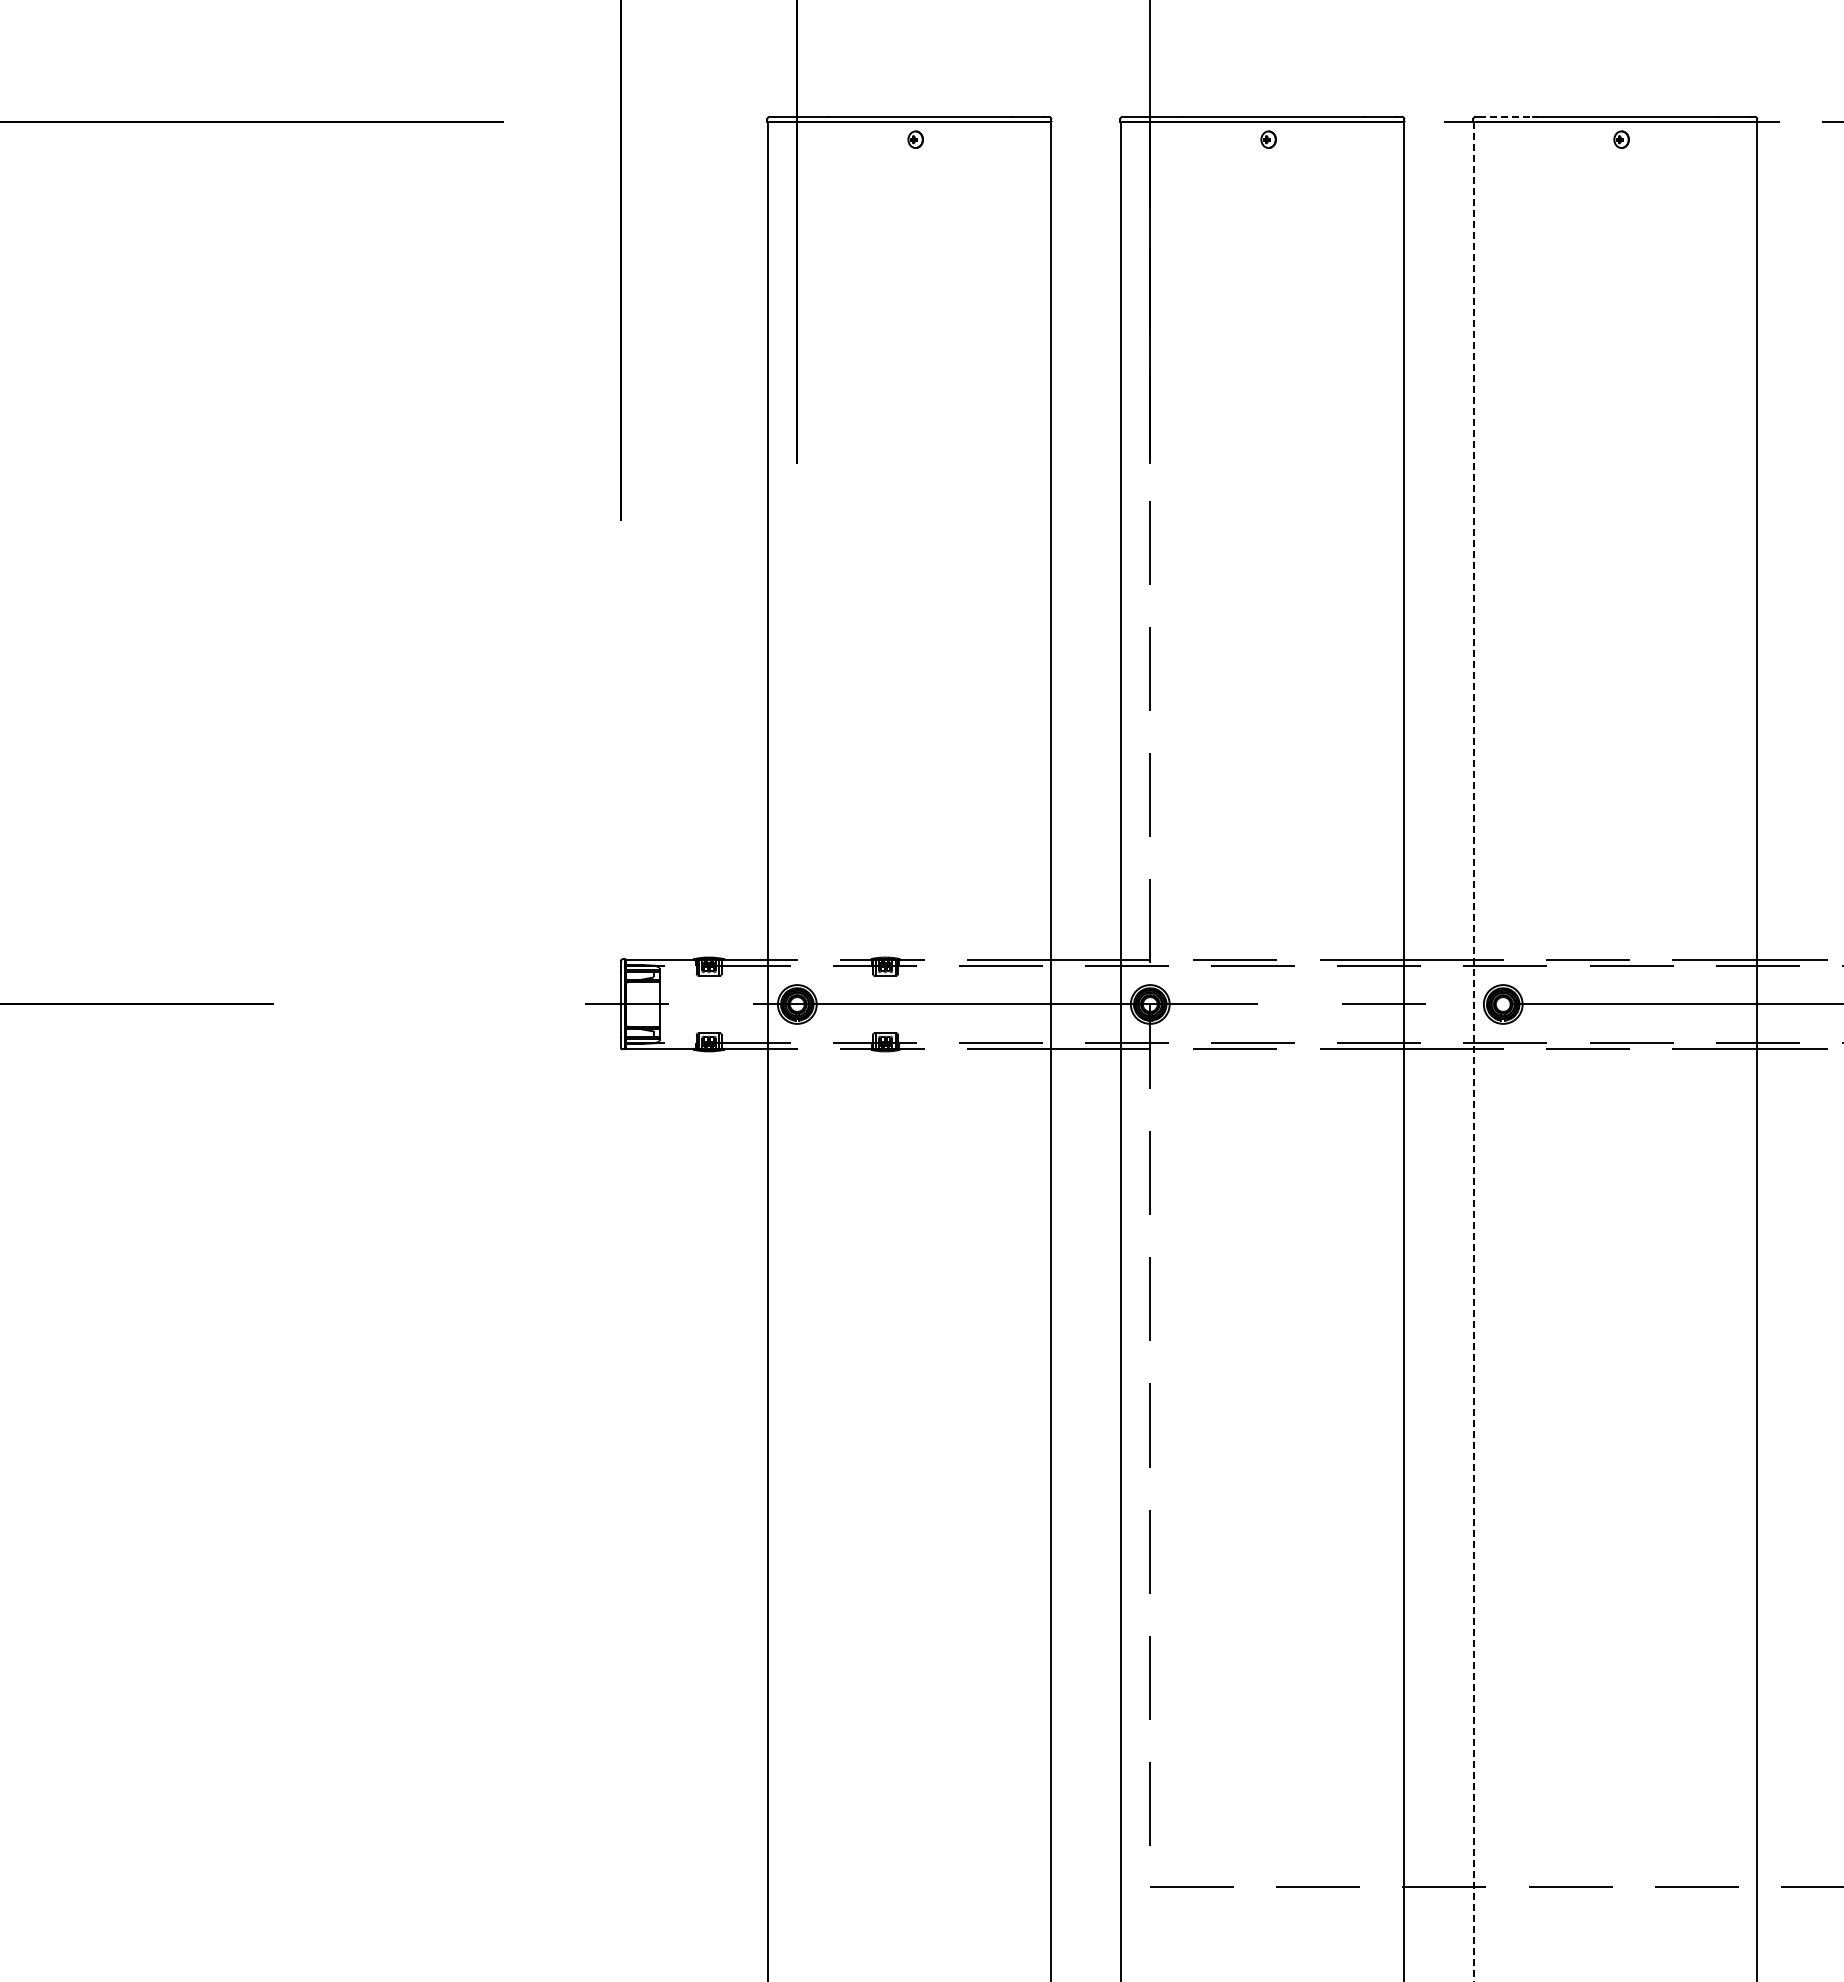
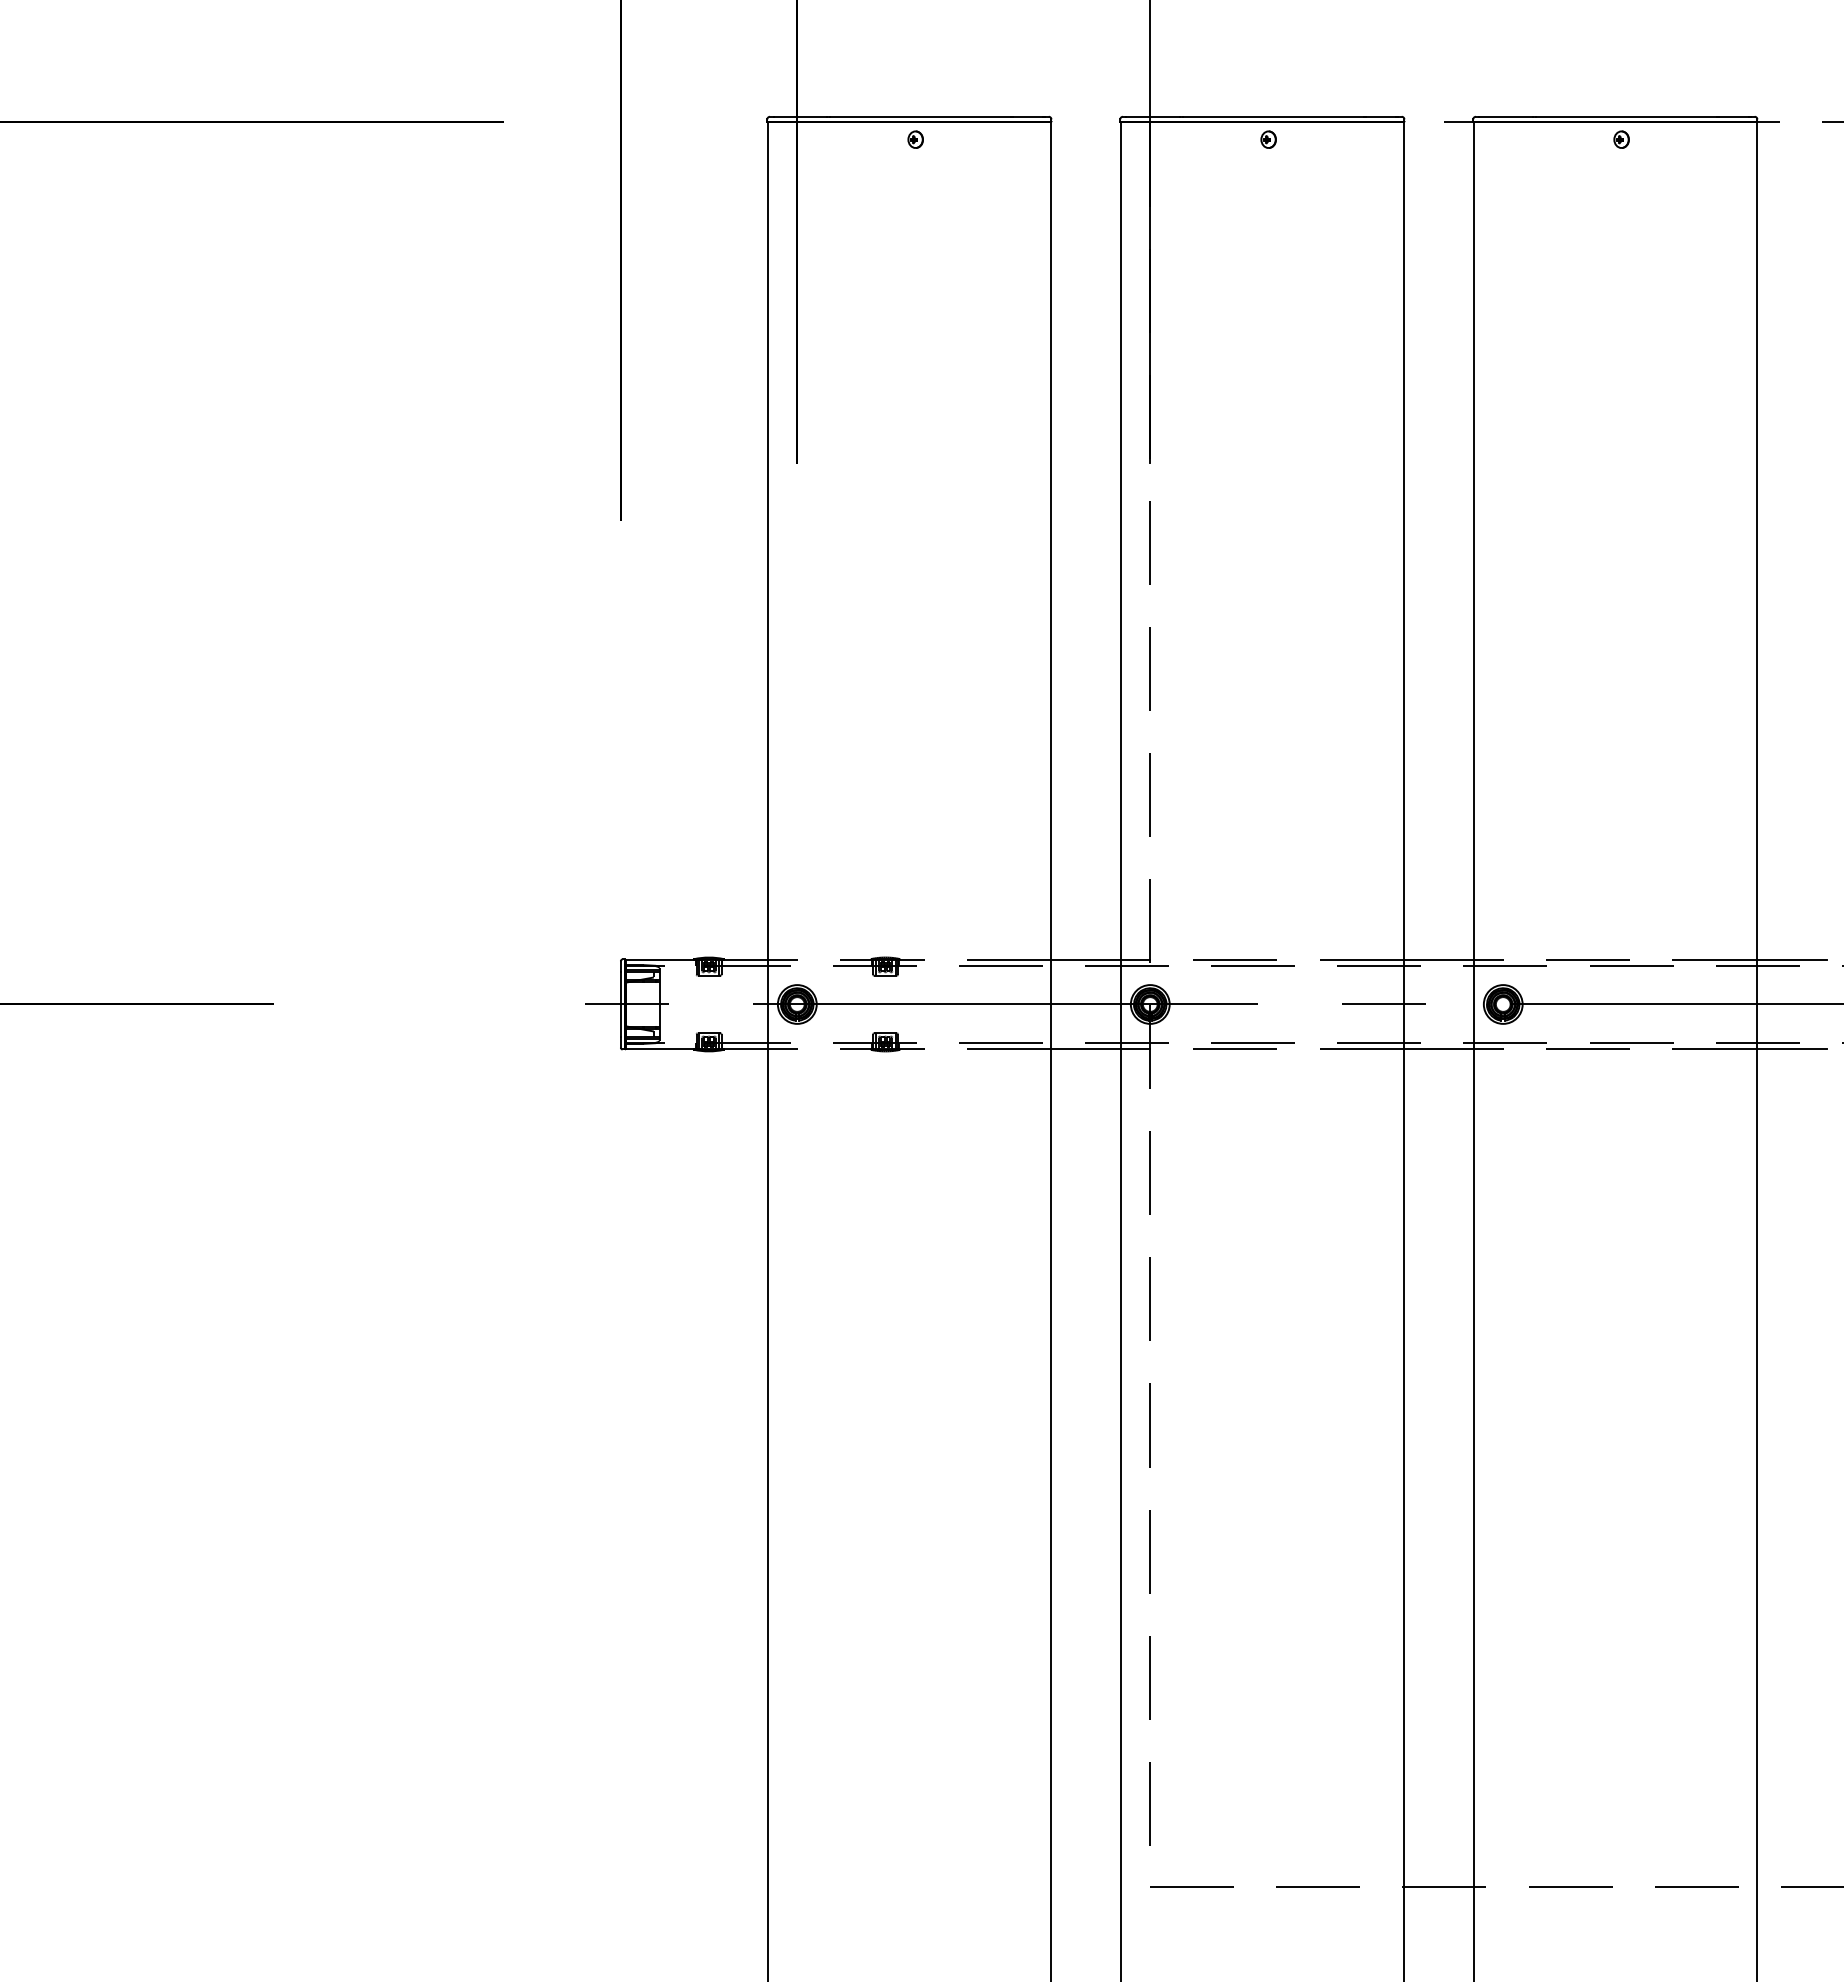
line: dashed -> solid (1506, 116)
line: dashed -> solid (1474, 1051)
